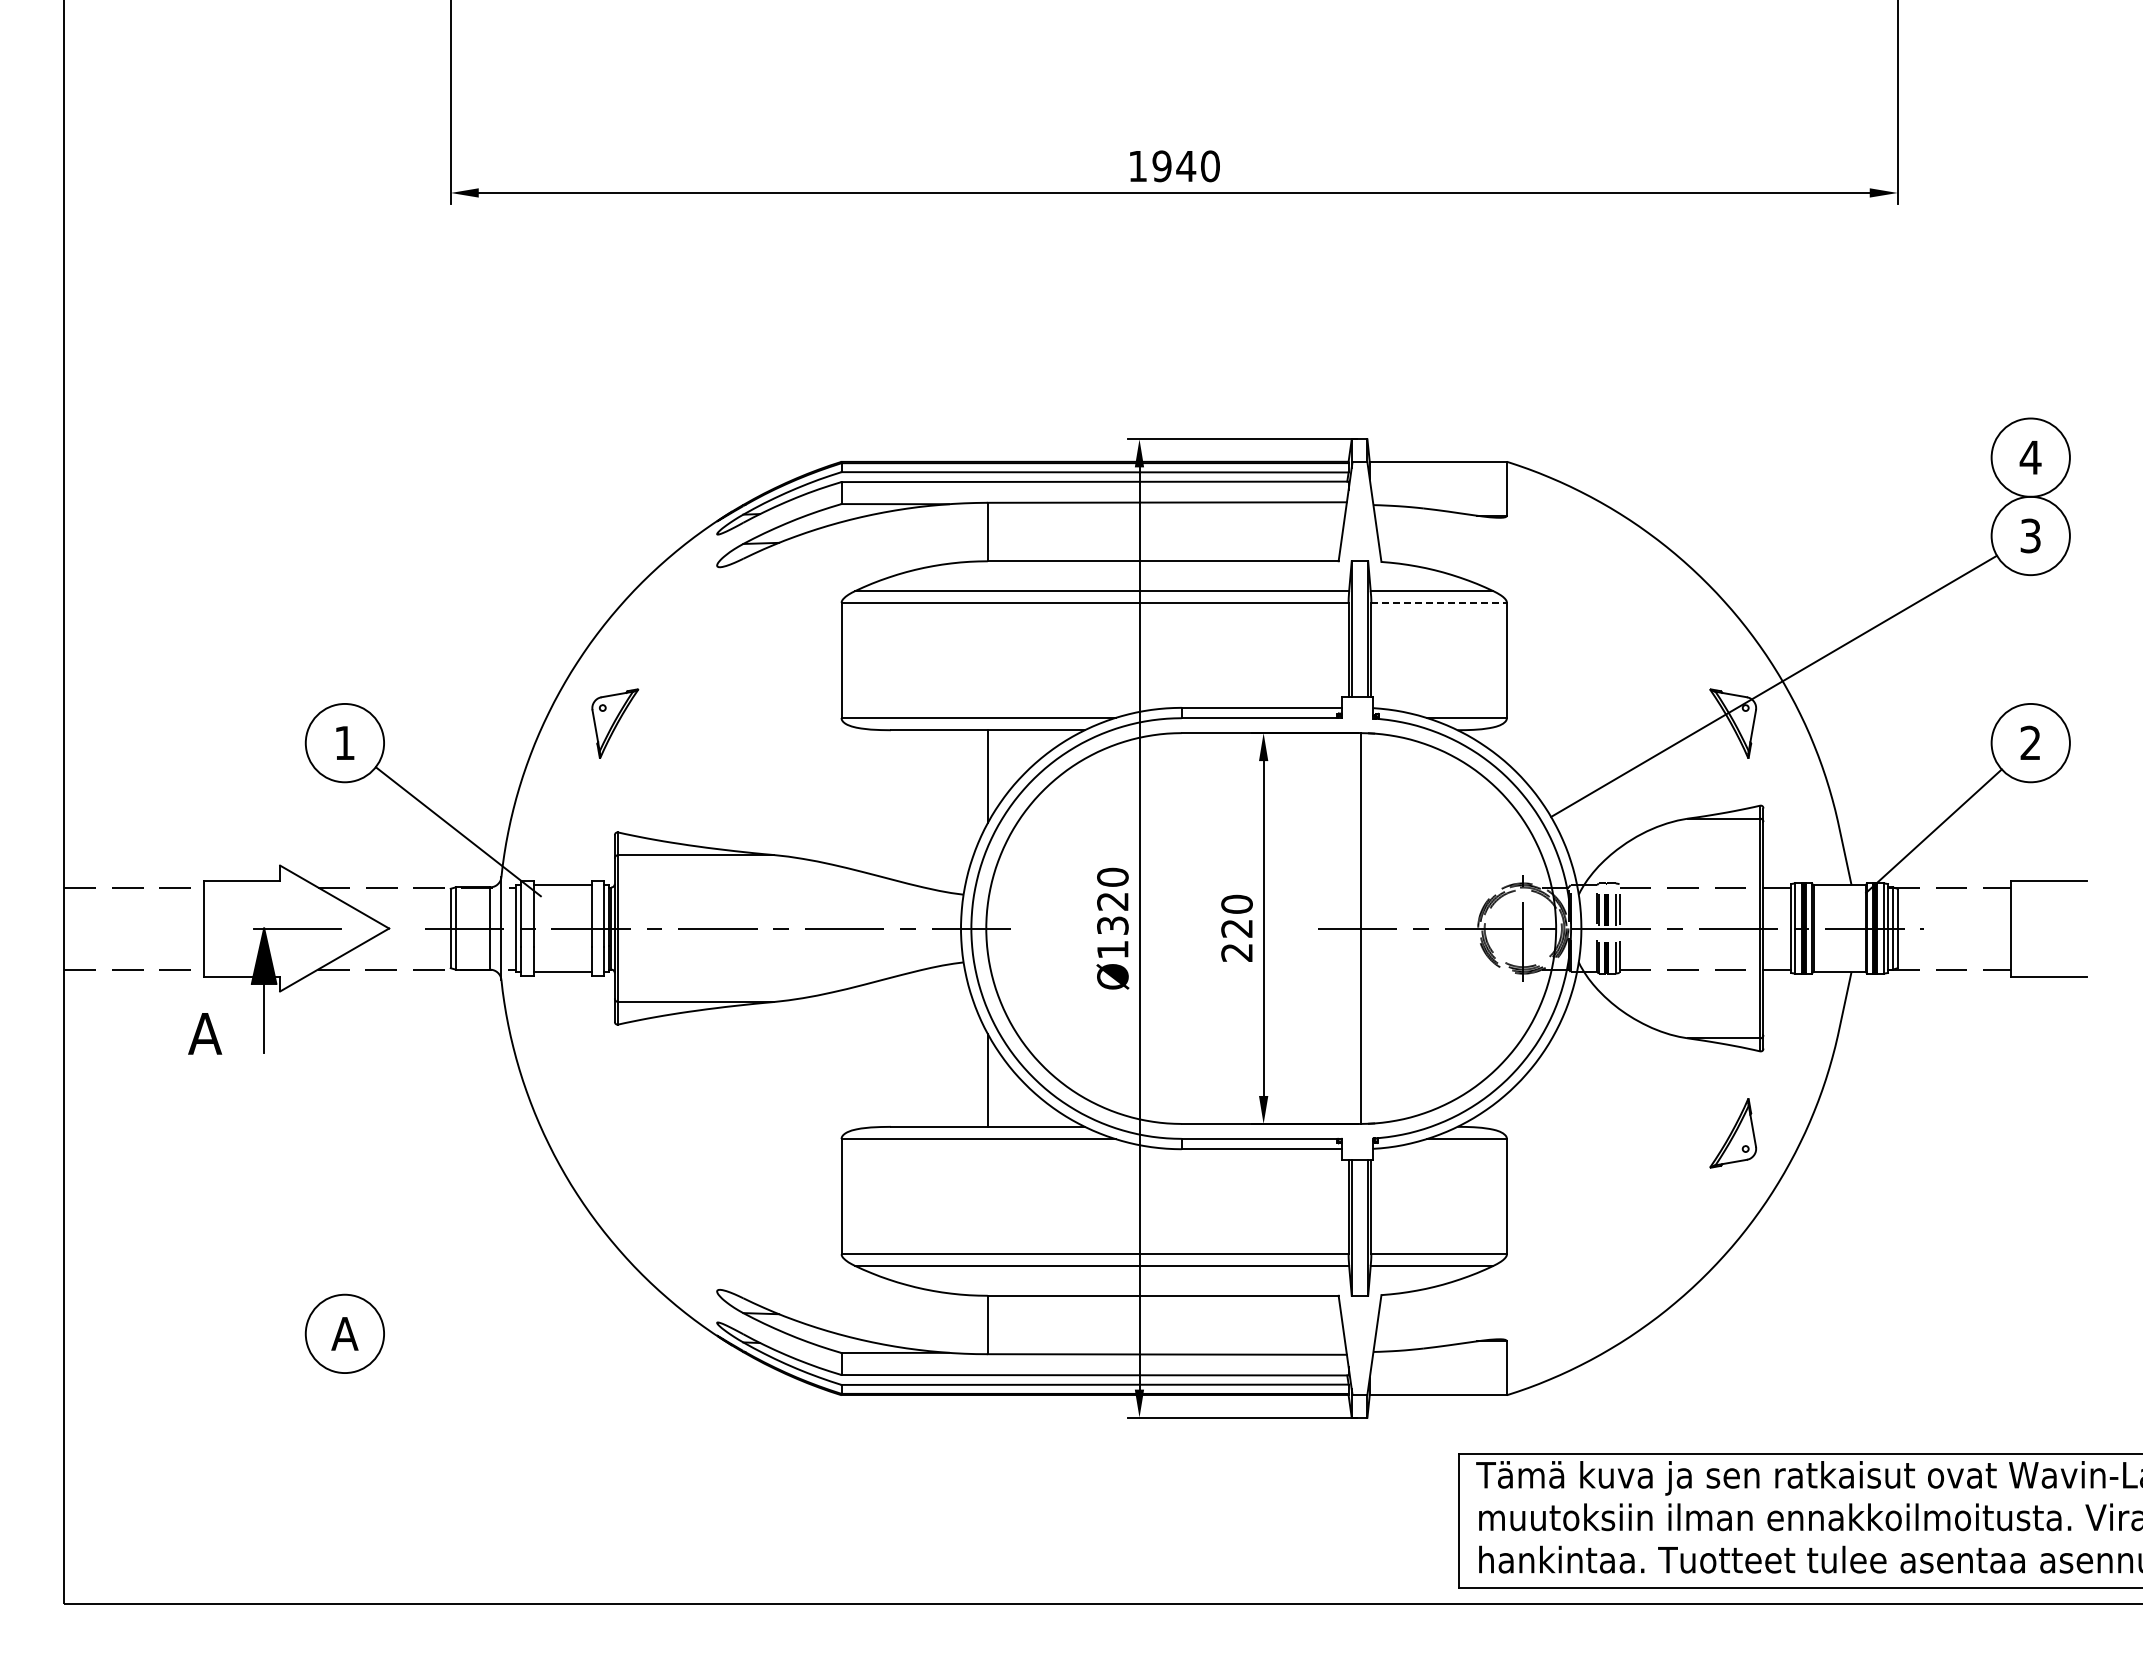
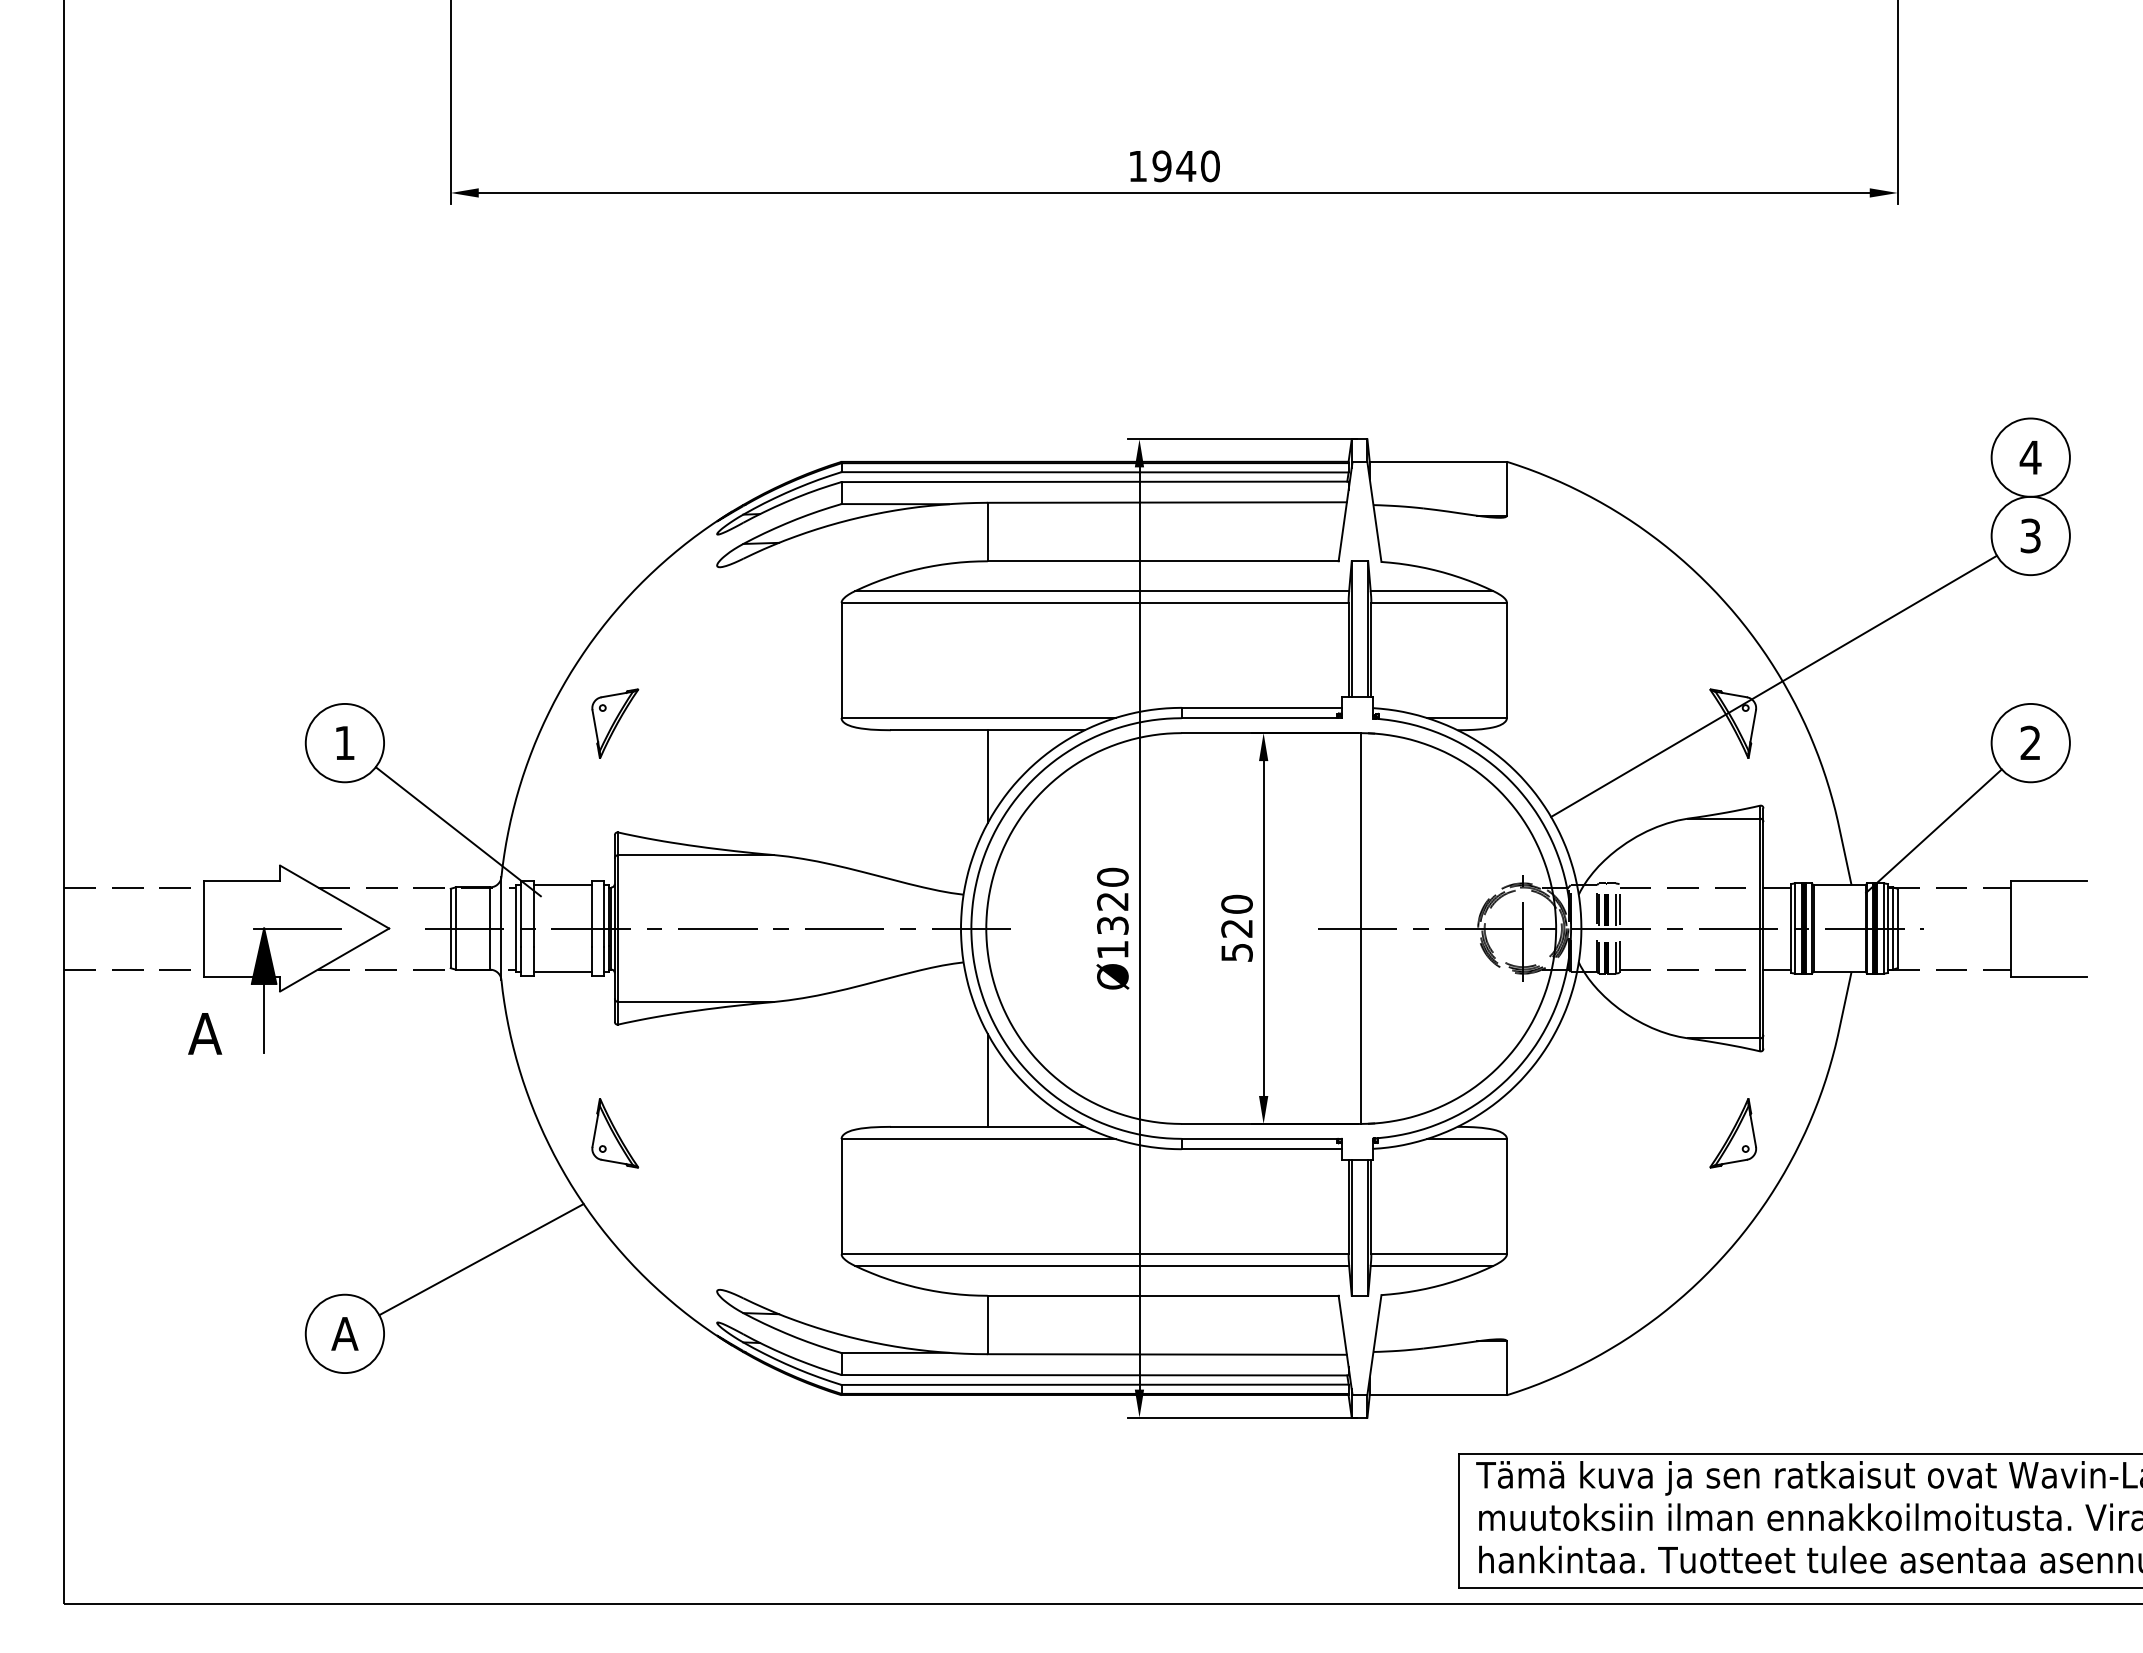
line: dashed -> solid (1439, 602)
text: 220 -> 520 (1236, 952)
part: none -> present (615, 1133)
line: none -> present (481, 1259)
